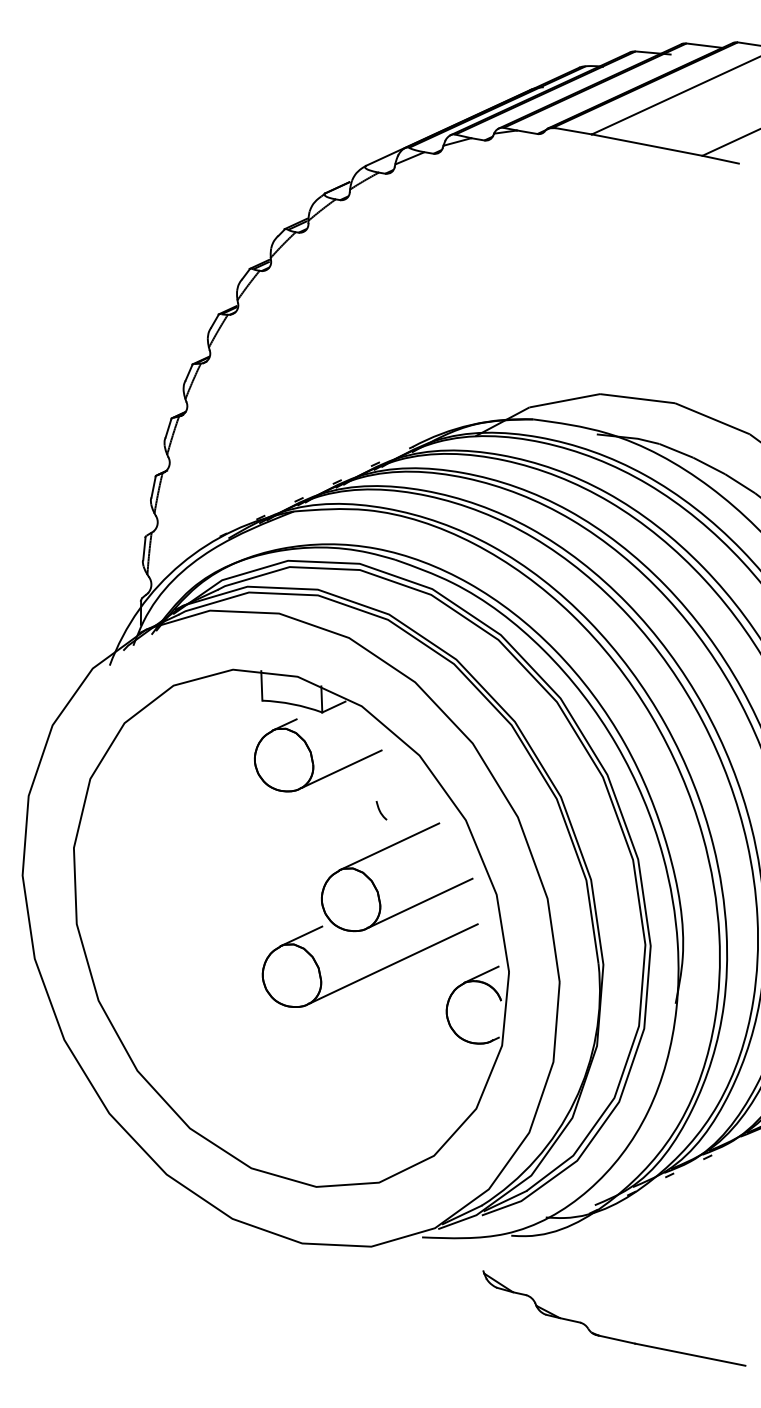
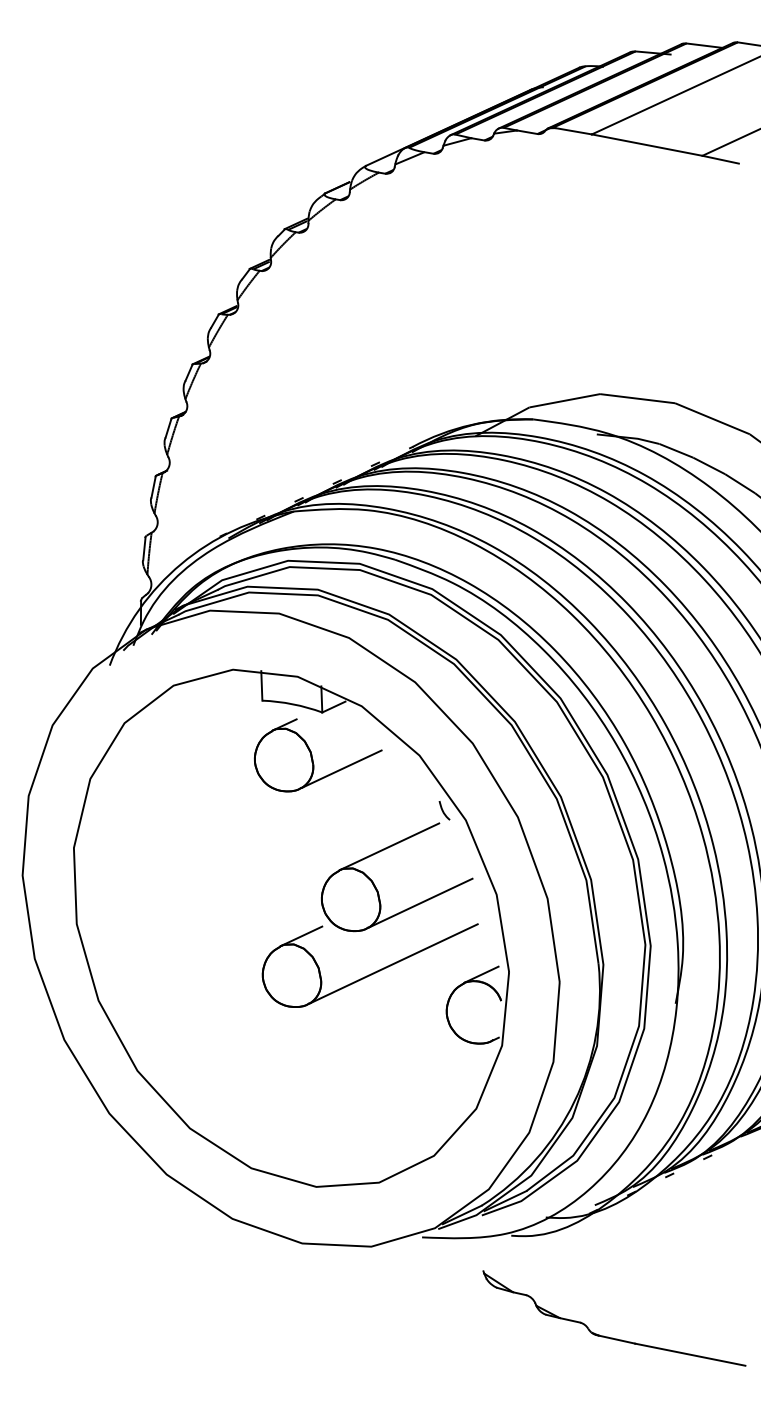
curve position: (380, 810) -> (443, 810) (443, 810)
